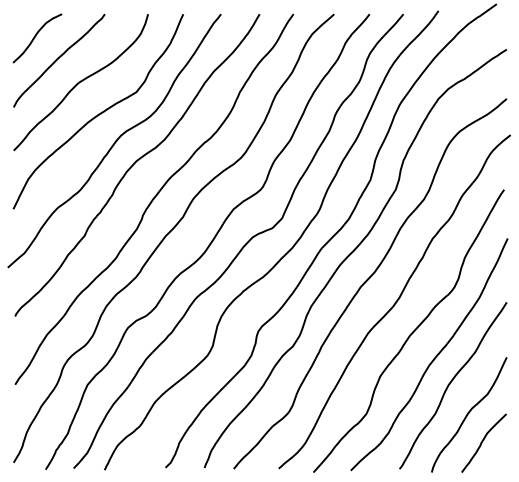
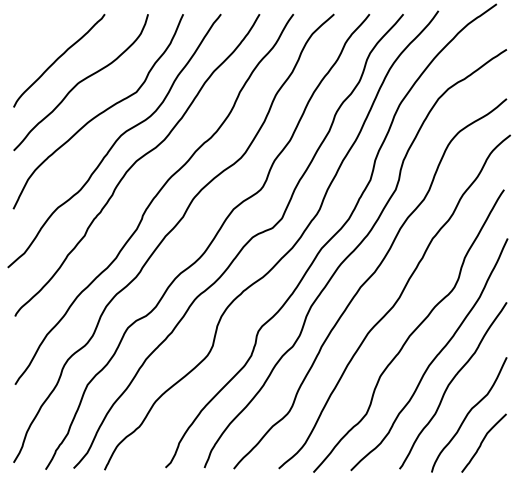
curve: present -> none (36, 36)
